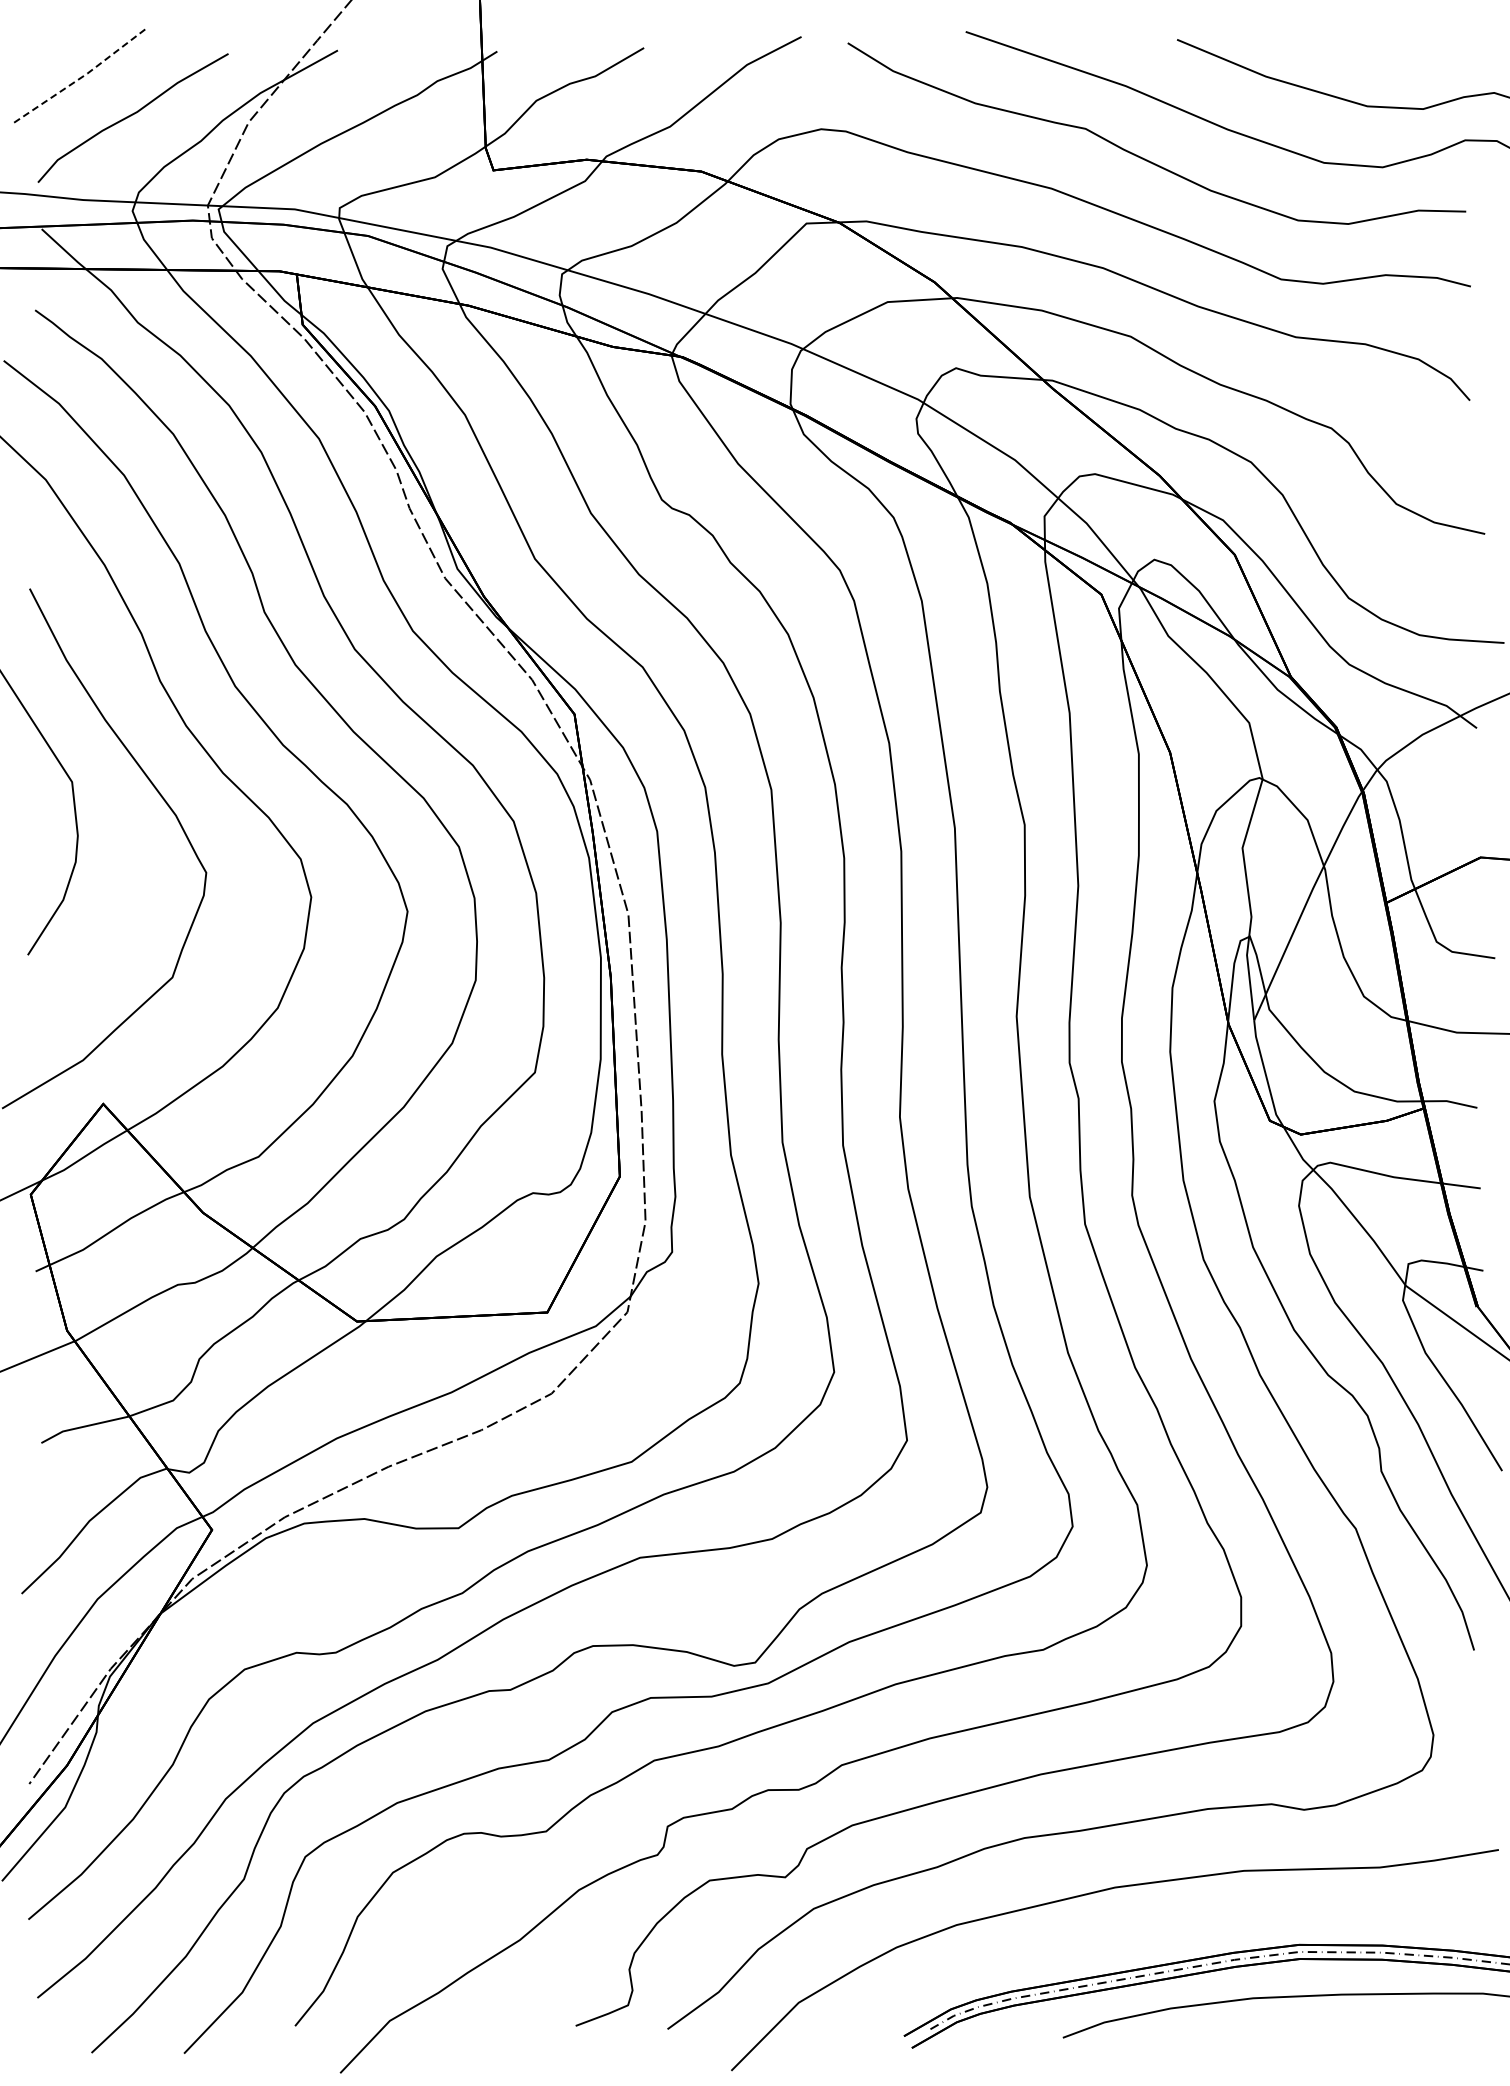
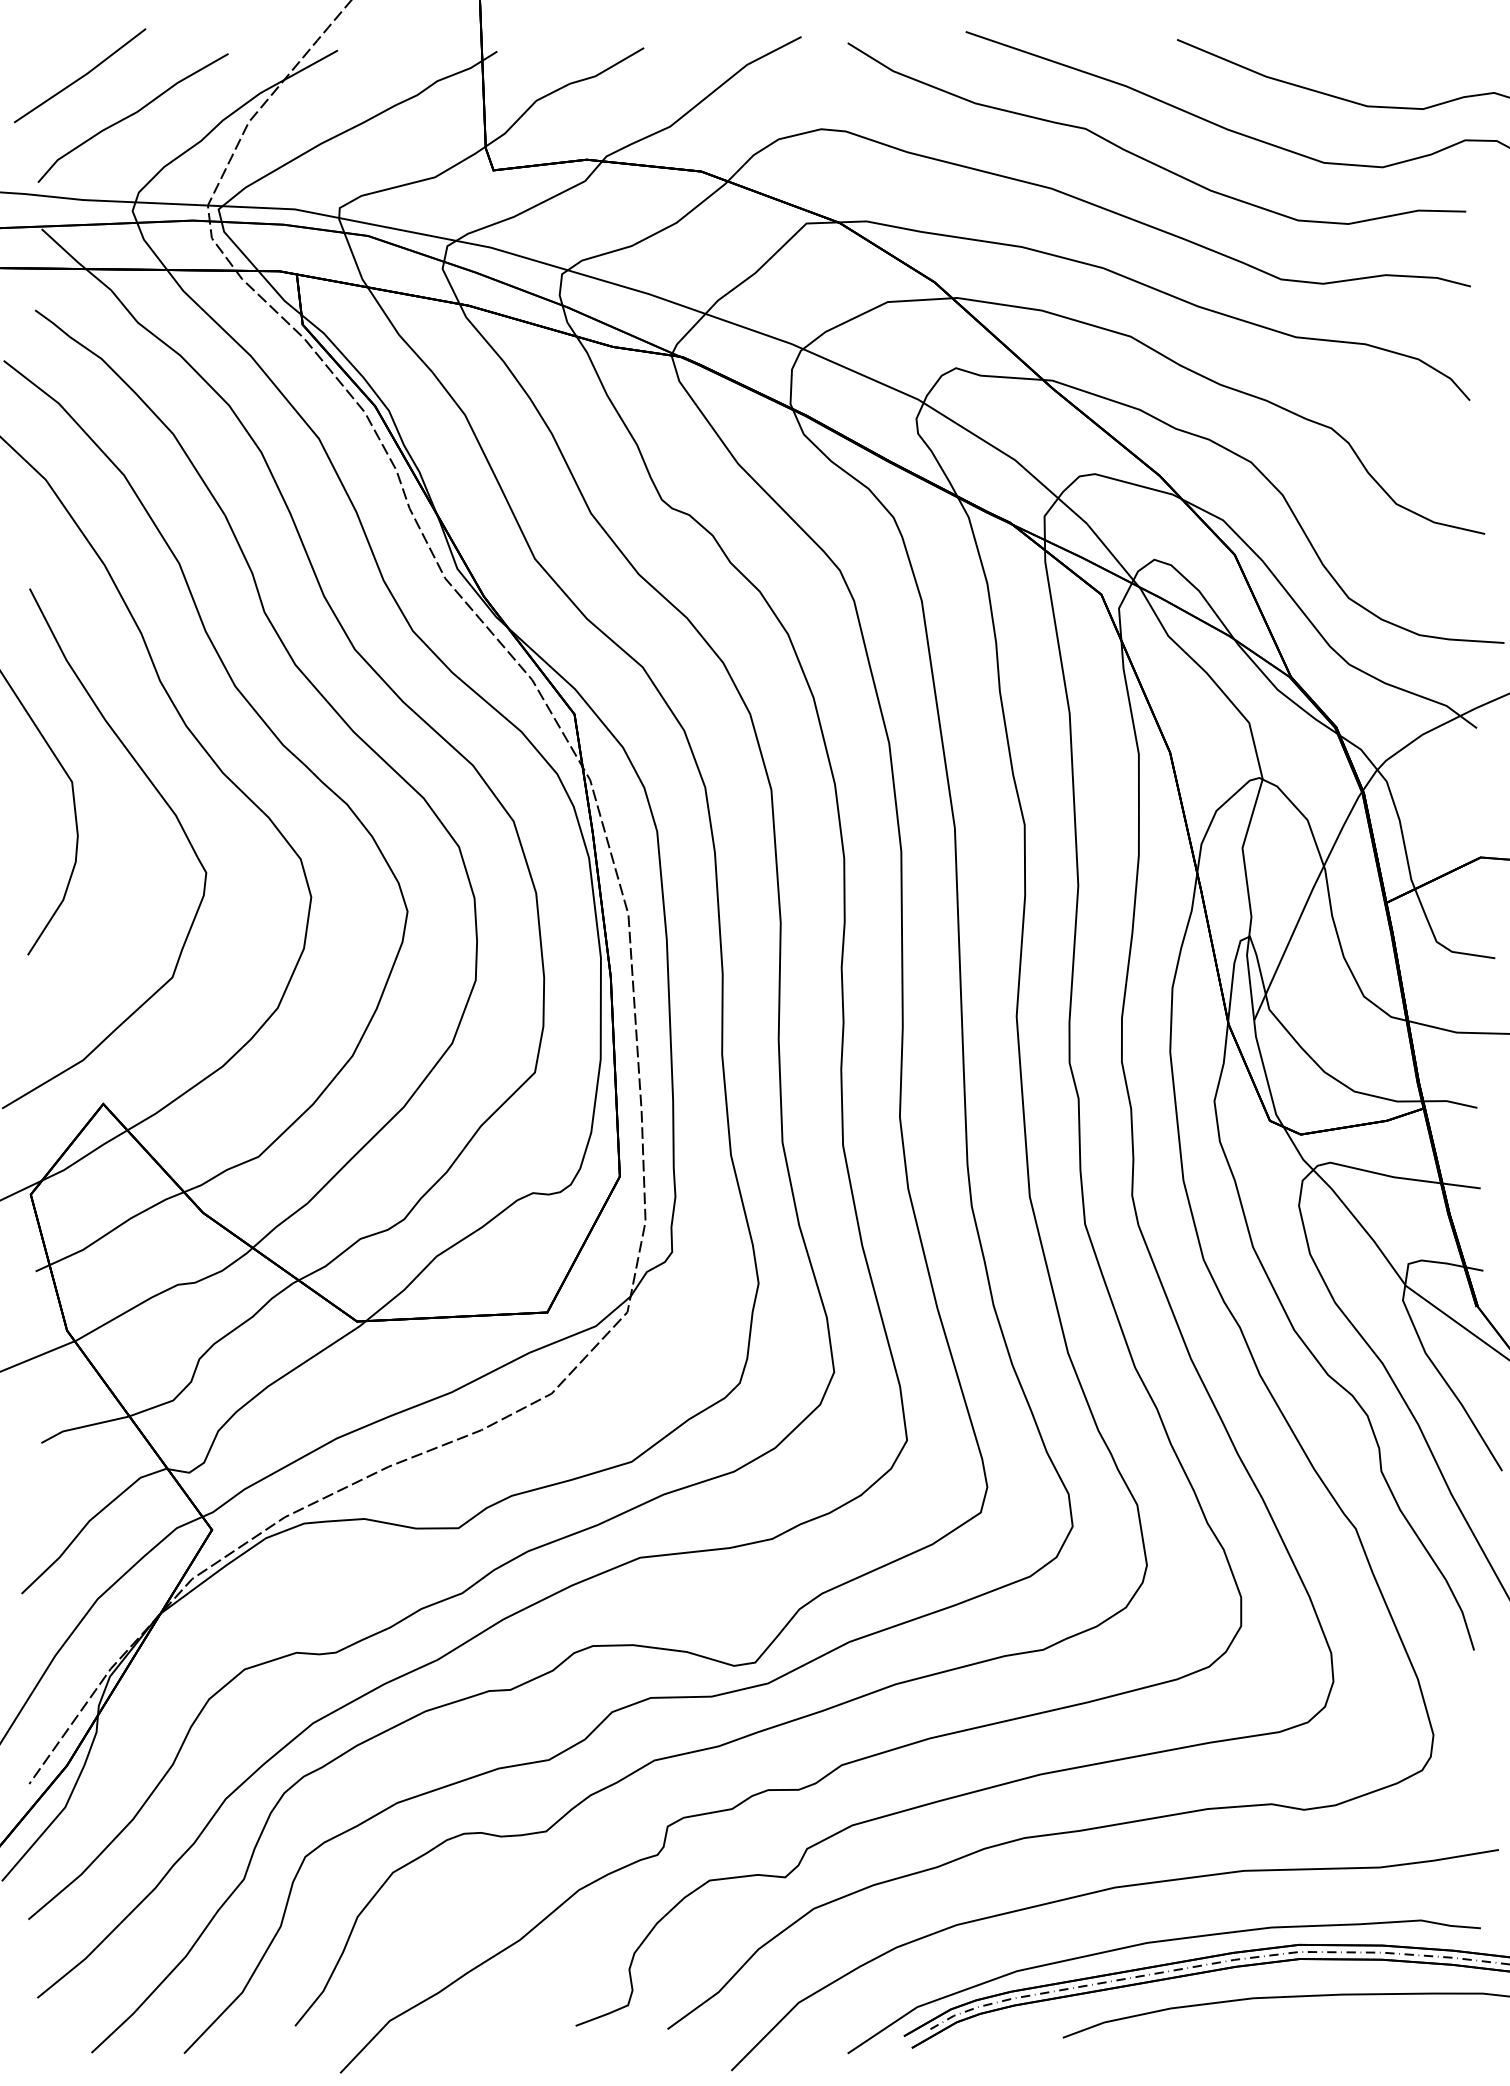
line: dashed -> solid (81, 77)
curve: none -> present (1160, 1942)
